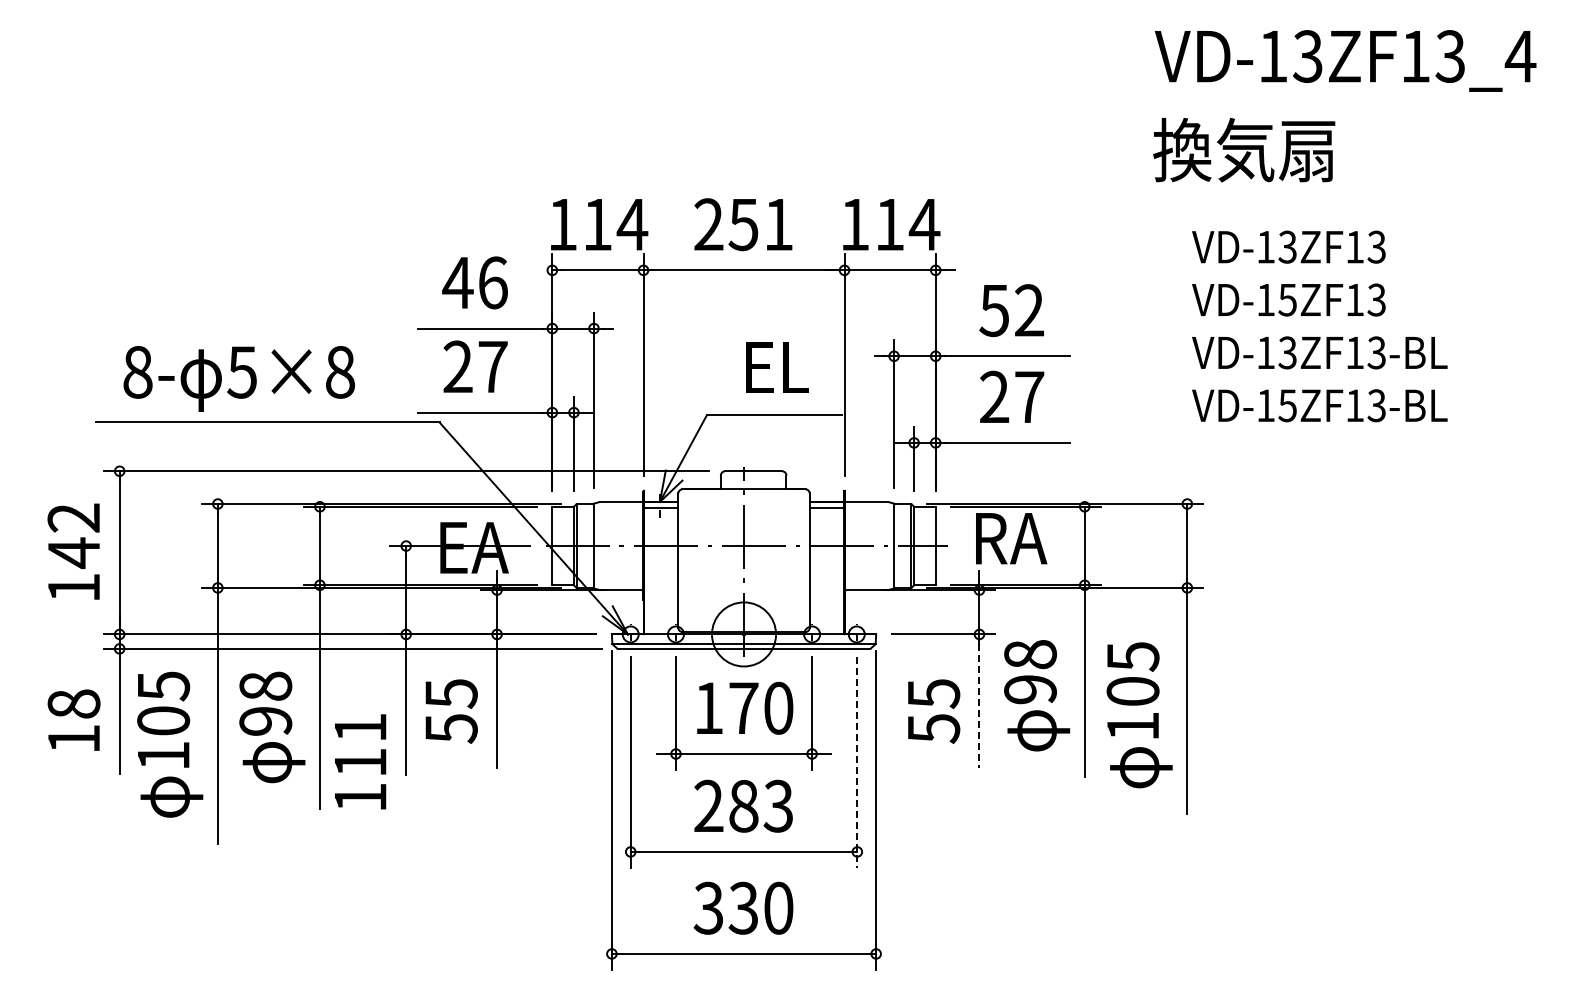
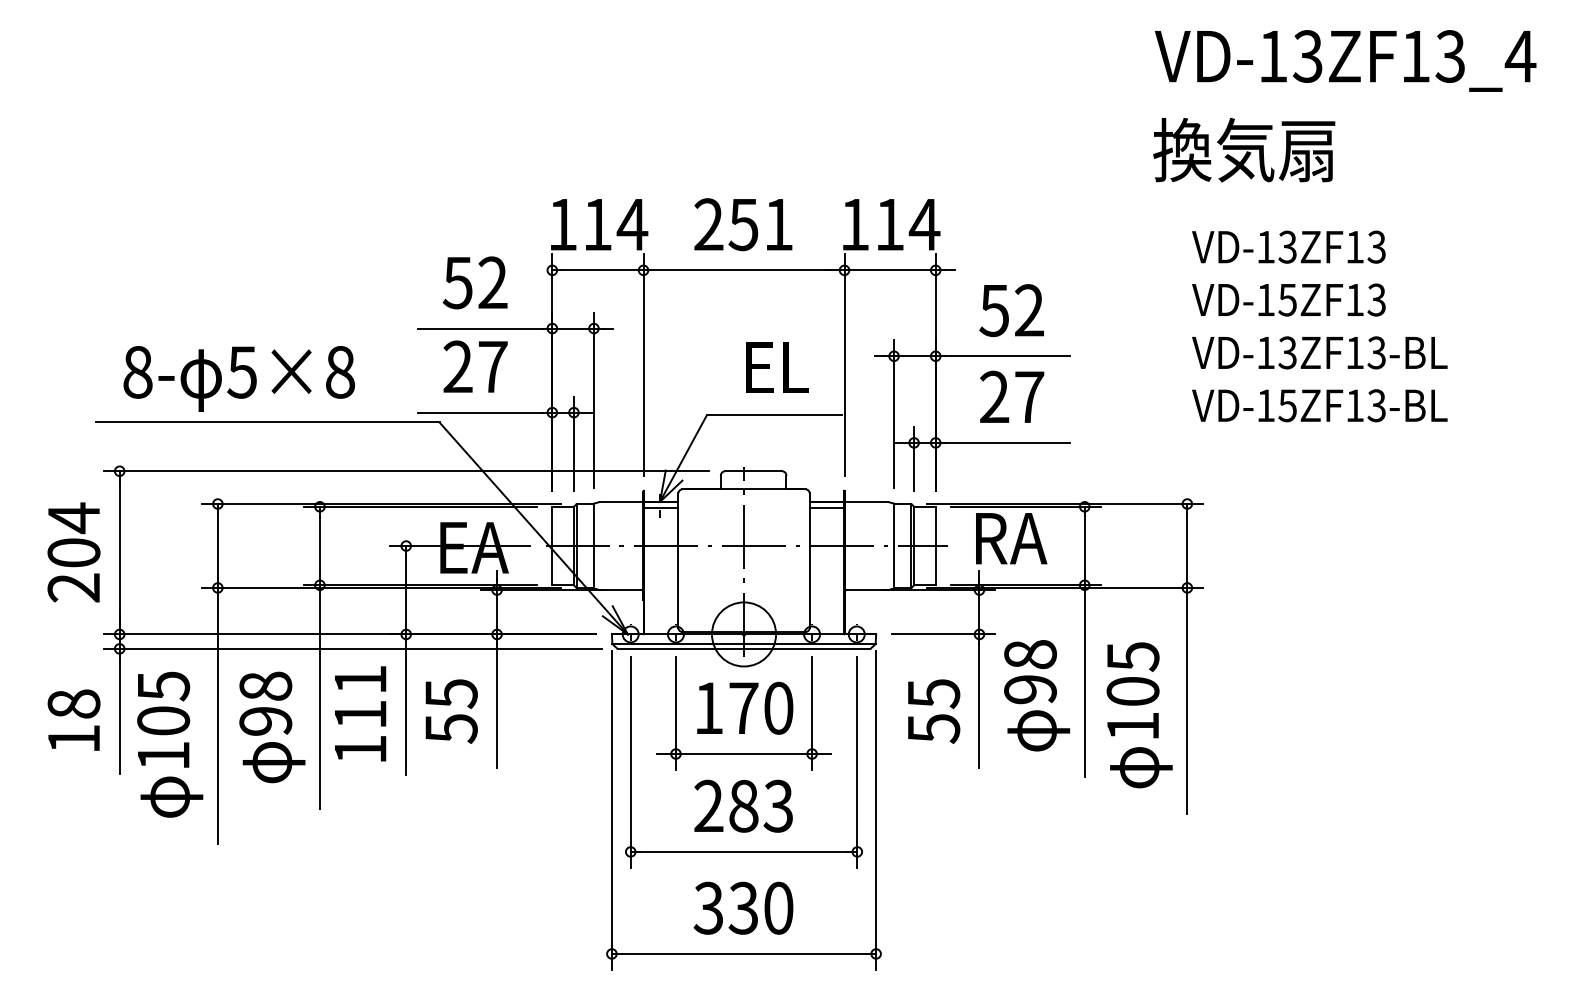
text: 46 -> 52 (474, 282)
text: 142 -> 204 (73, 552)
line: dashed -> solid (979, 706)
text position: (360, 761) -> (360, 713) (360, 713)
line: dashed -> solid (857, 762)
